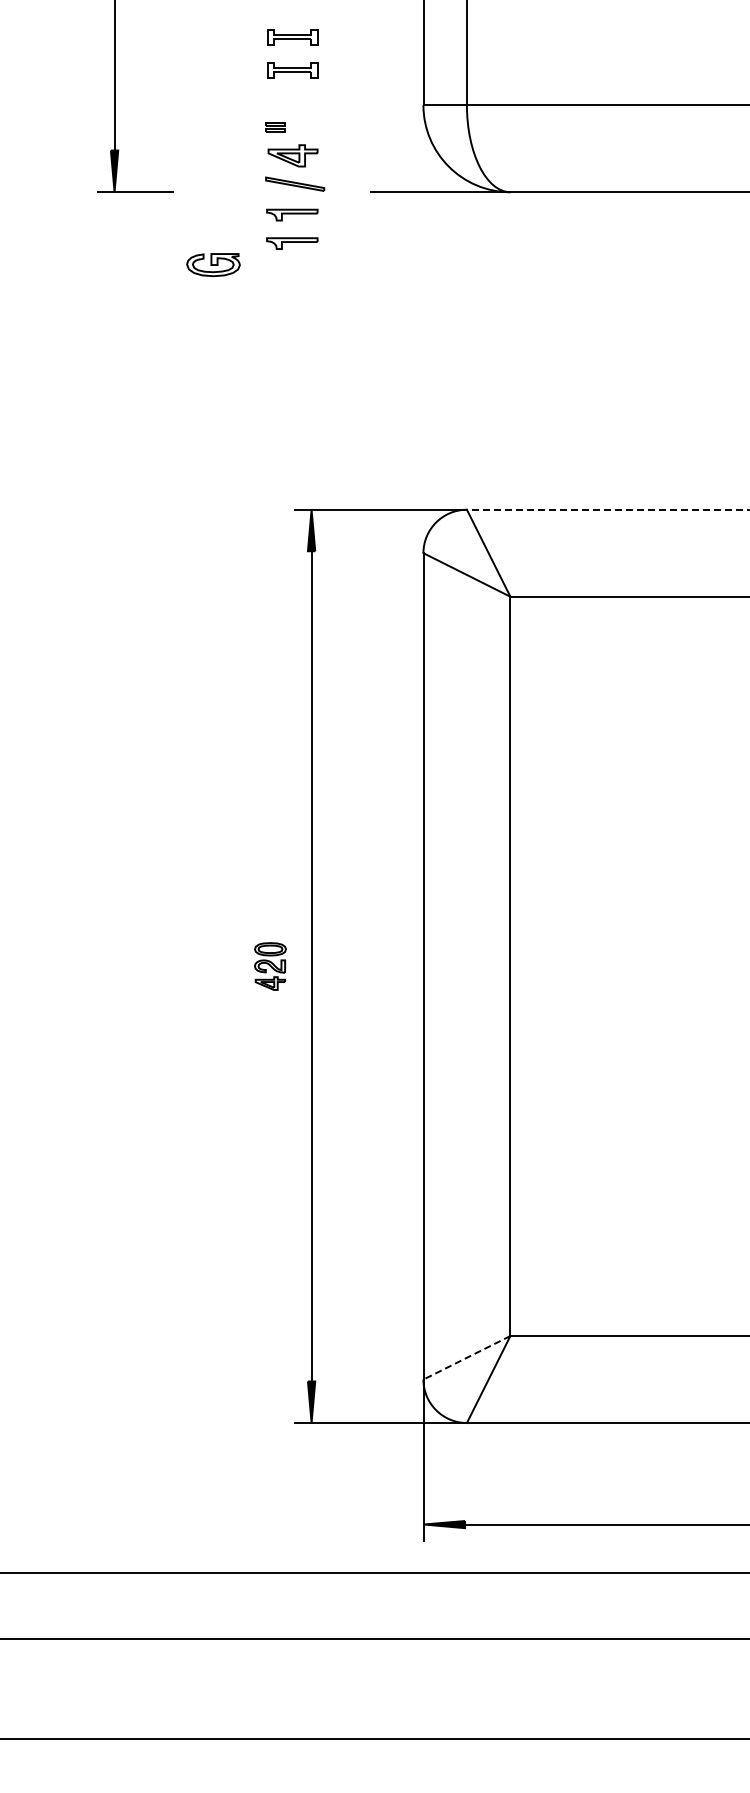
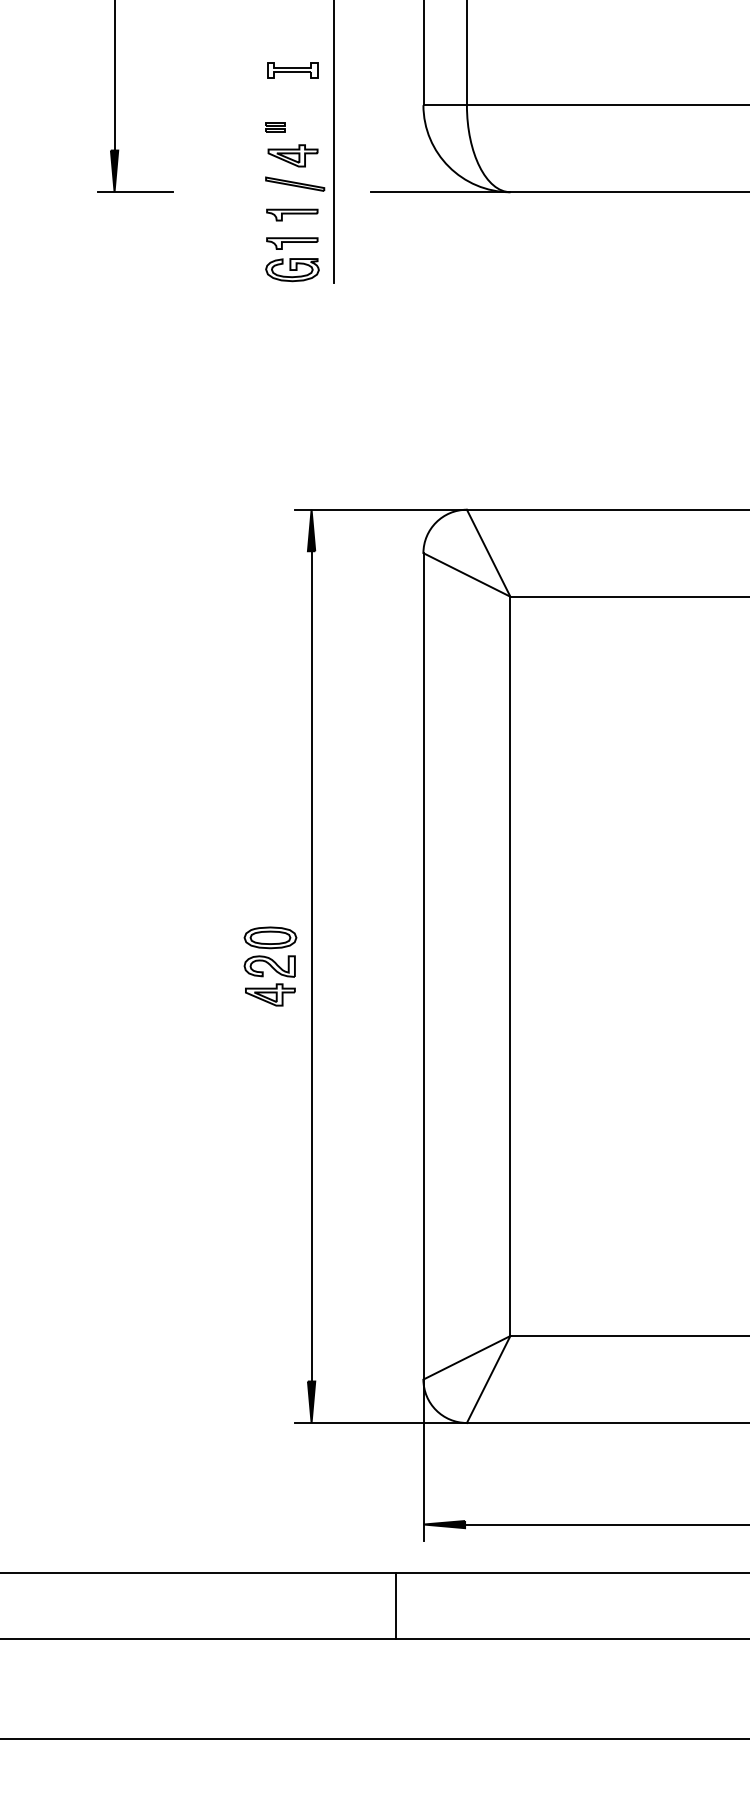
part: present -> none (292, 37)
line: none -> present (334, 142)
part position: (213, 265) -> (292, 270) (292, 270)
line: dashed -> solid (607, 509)
part size: 33x49 px -> 55x81 px (270, 966)
line: dashed -> solid (467, 1357)
line: none -> present (395, 1605)
